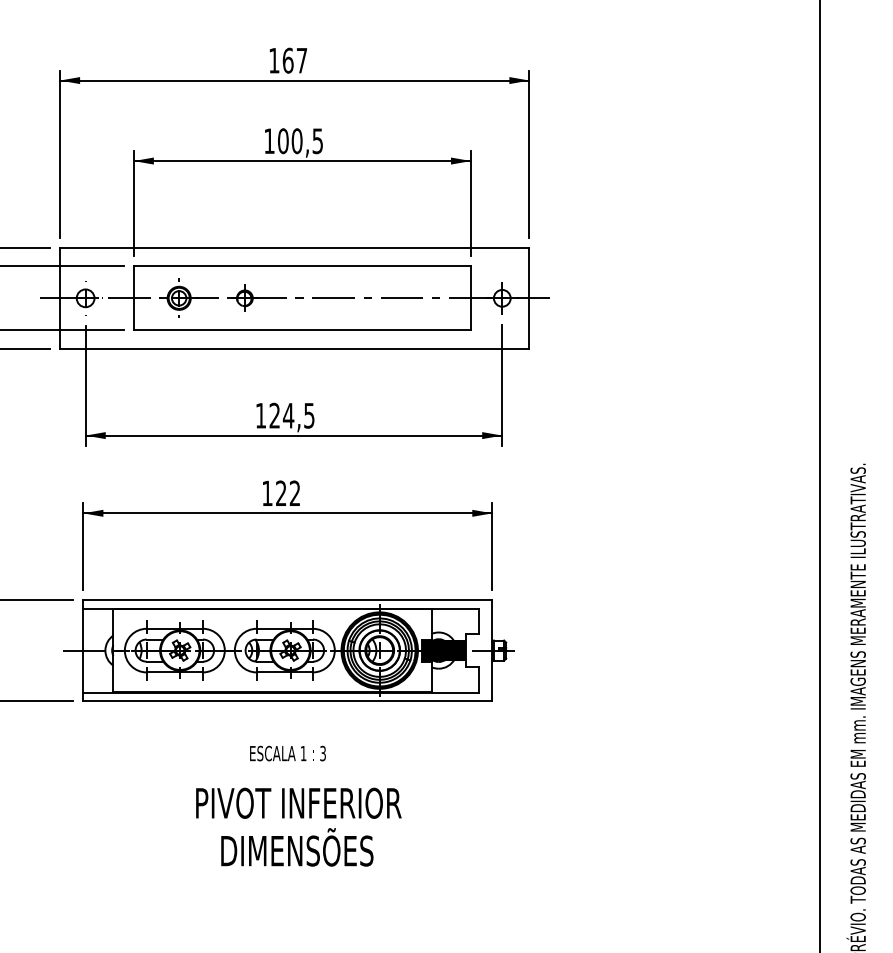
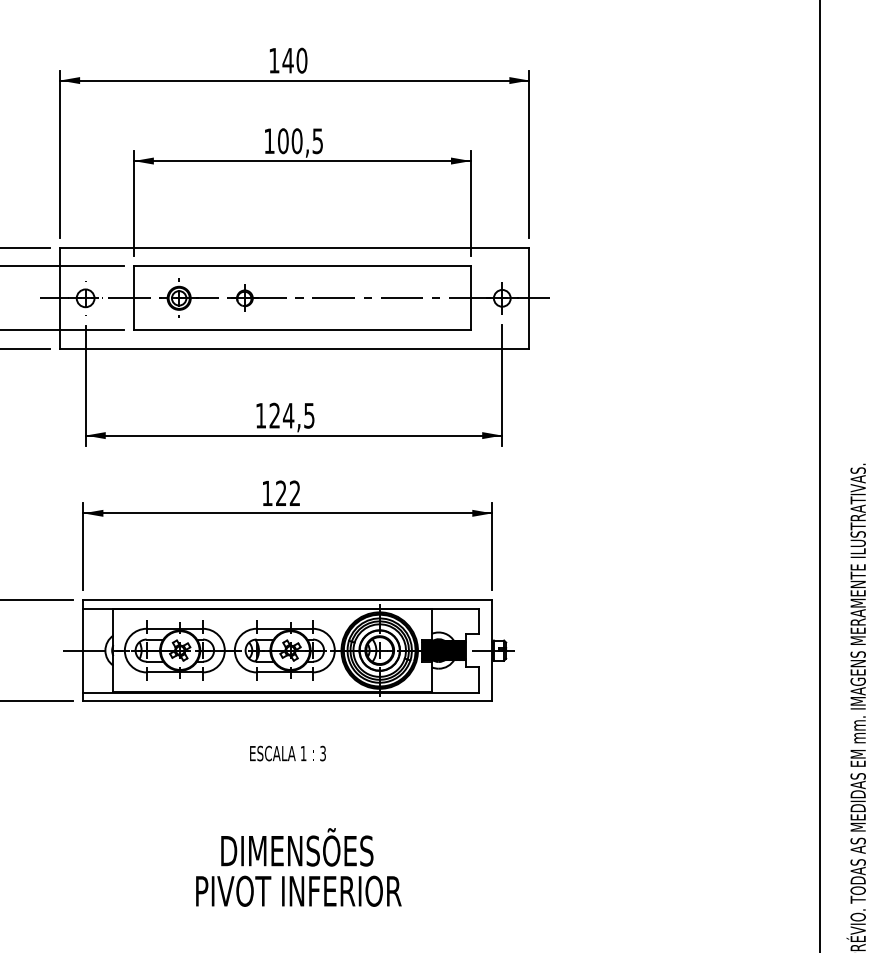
text: 167 -> 140 (294, 60)
text position: (298, 802) -> (298, 890) (298, 890)
